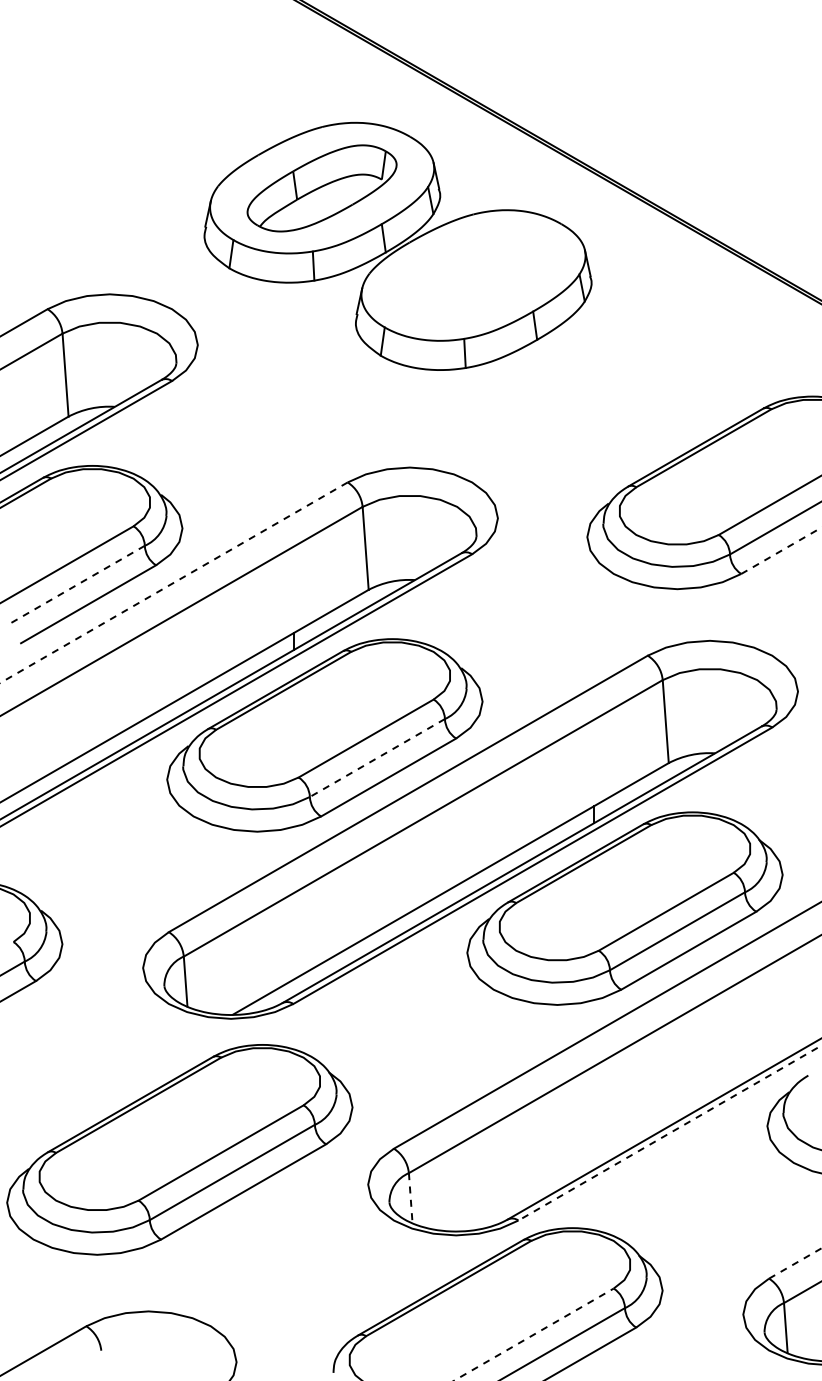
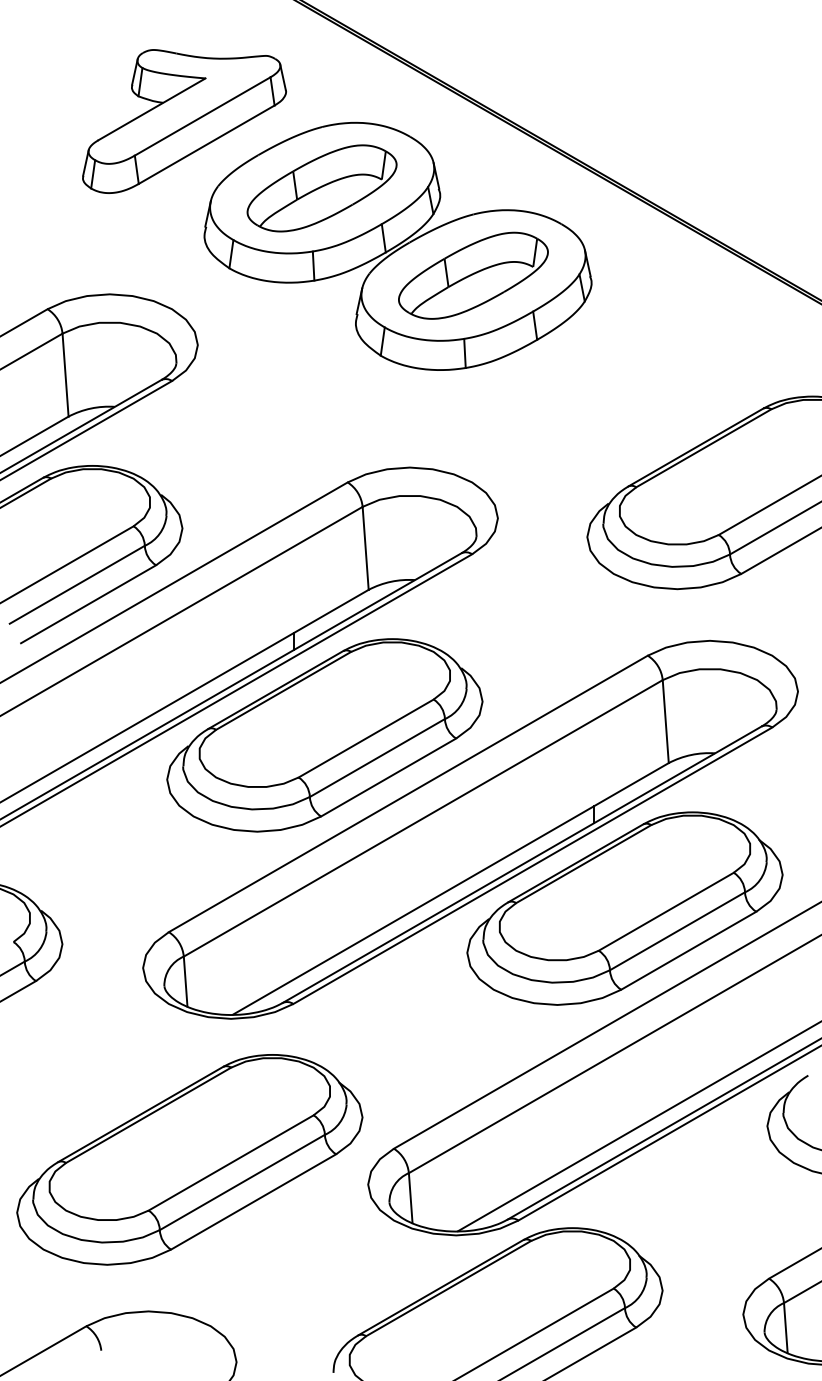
part: none -> present (184, 121)
part: none -> present (473, 275)
line: dashed -> solid (781, 550)
line: dashed -> solid (173, 582)
line: dashed -> solid (77, 584)
line: dashed -> solid (377, 758)
line: none -> present (638, 1126)
line: dashed -> solid (669, 1133)
part position: (179, 1149) -> (189, 1159) (189, 1159)
line: dashed -> solid (410, 1198)
line: dashed -> solid (795, 1263)
line: dashed -> solid (534, 1334)
